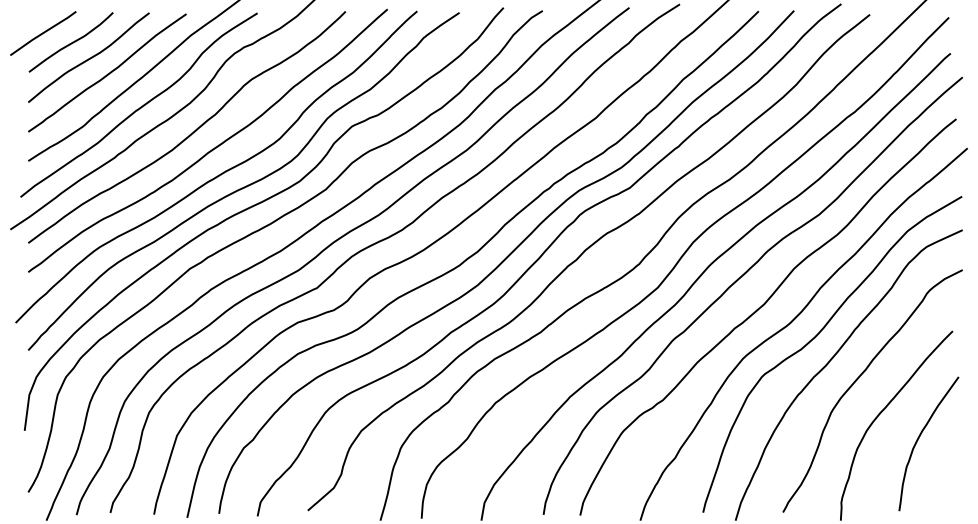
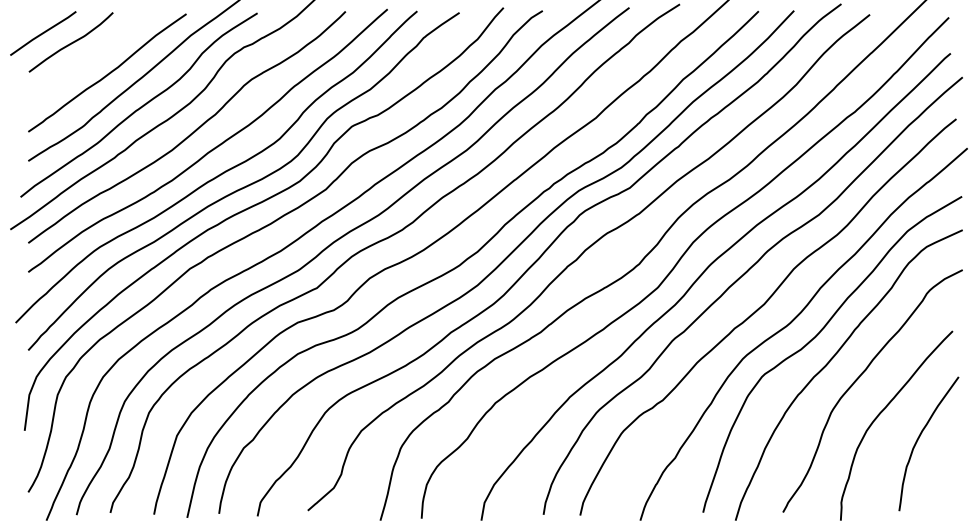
curve: present -> none (89, 57)
